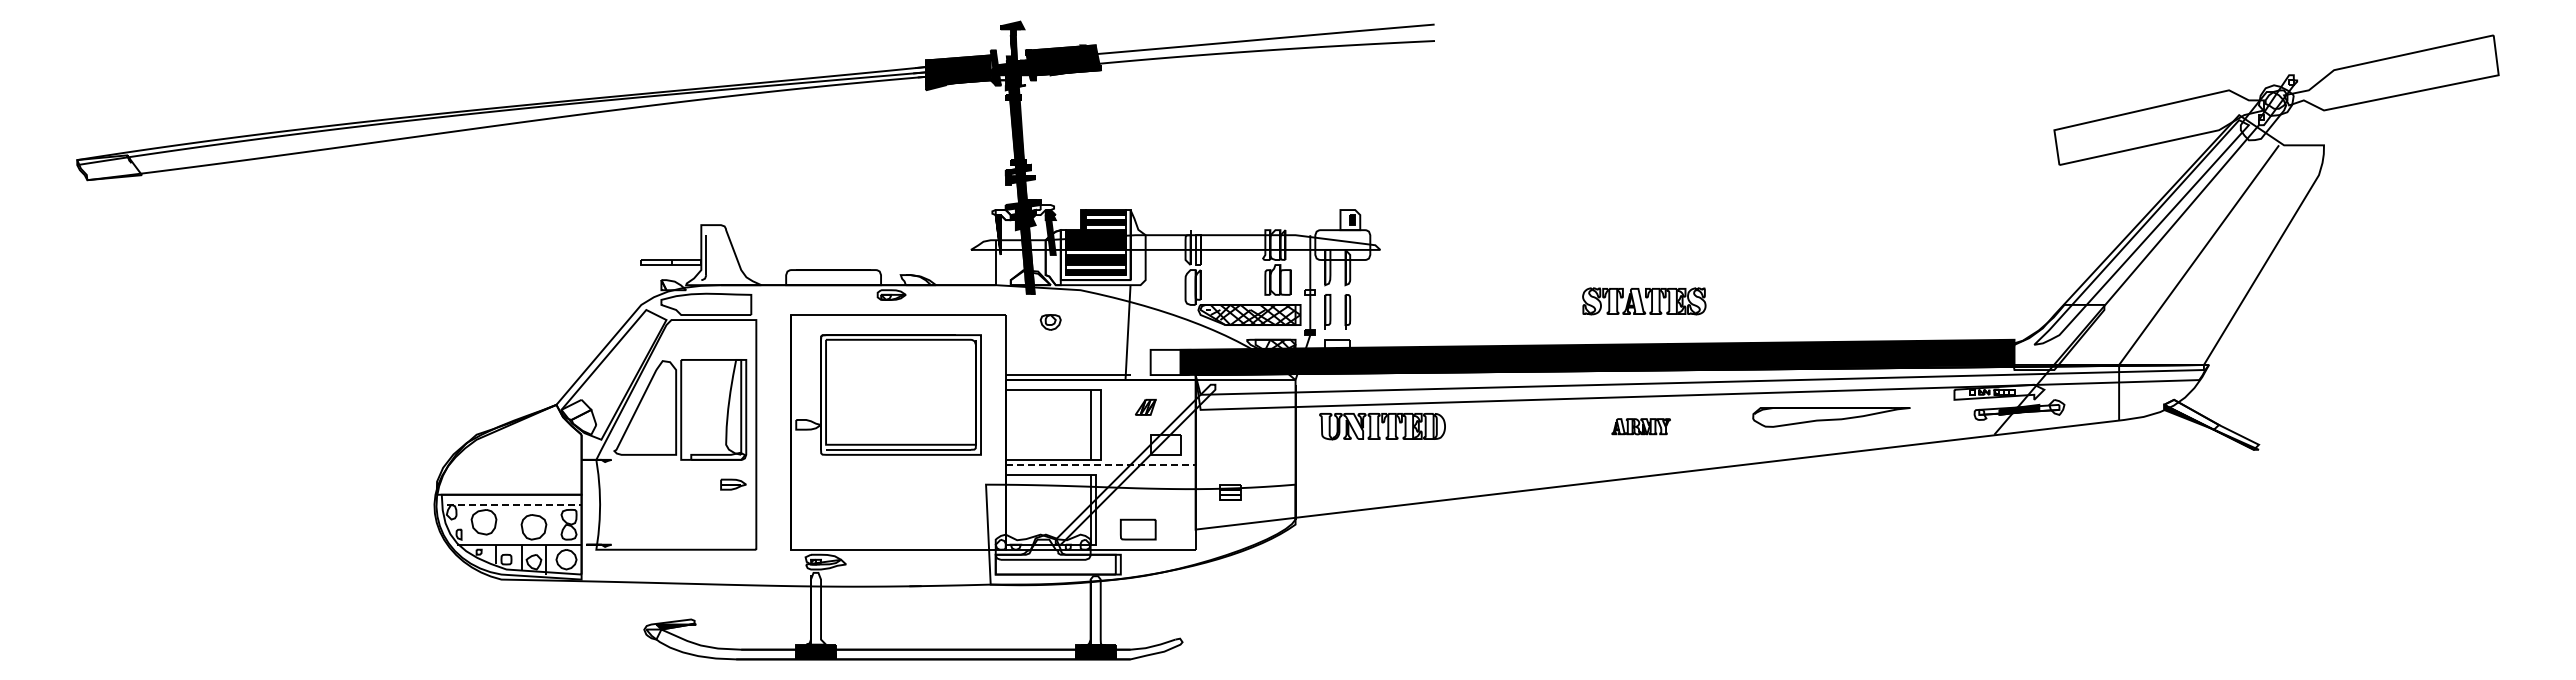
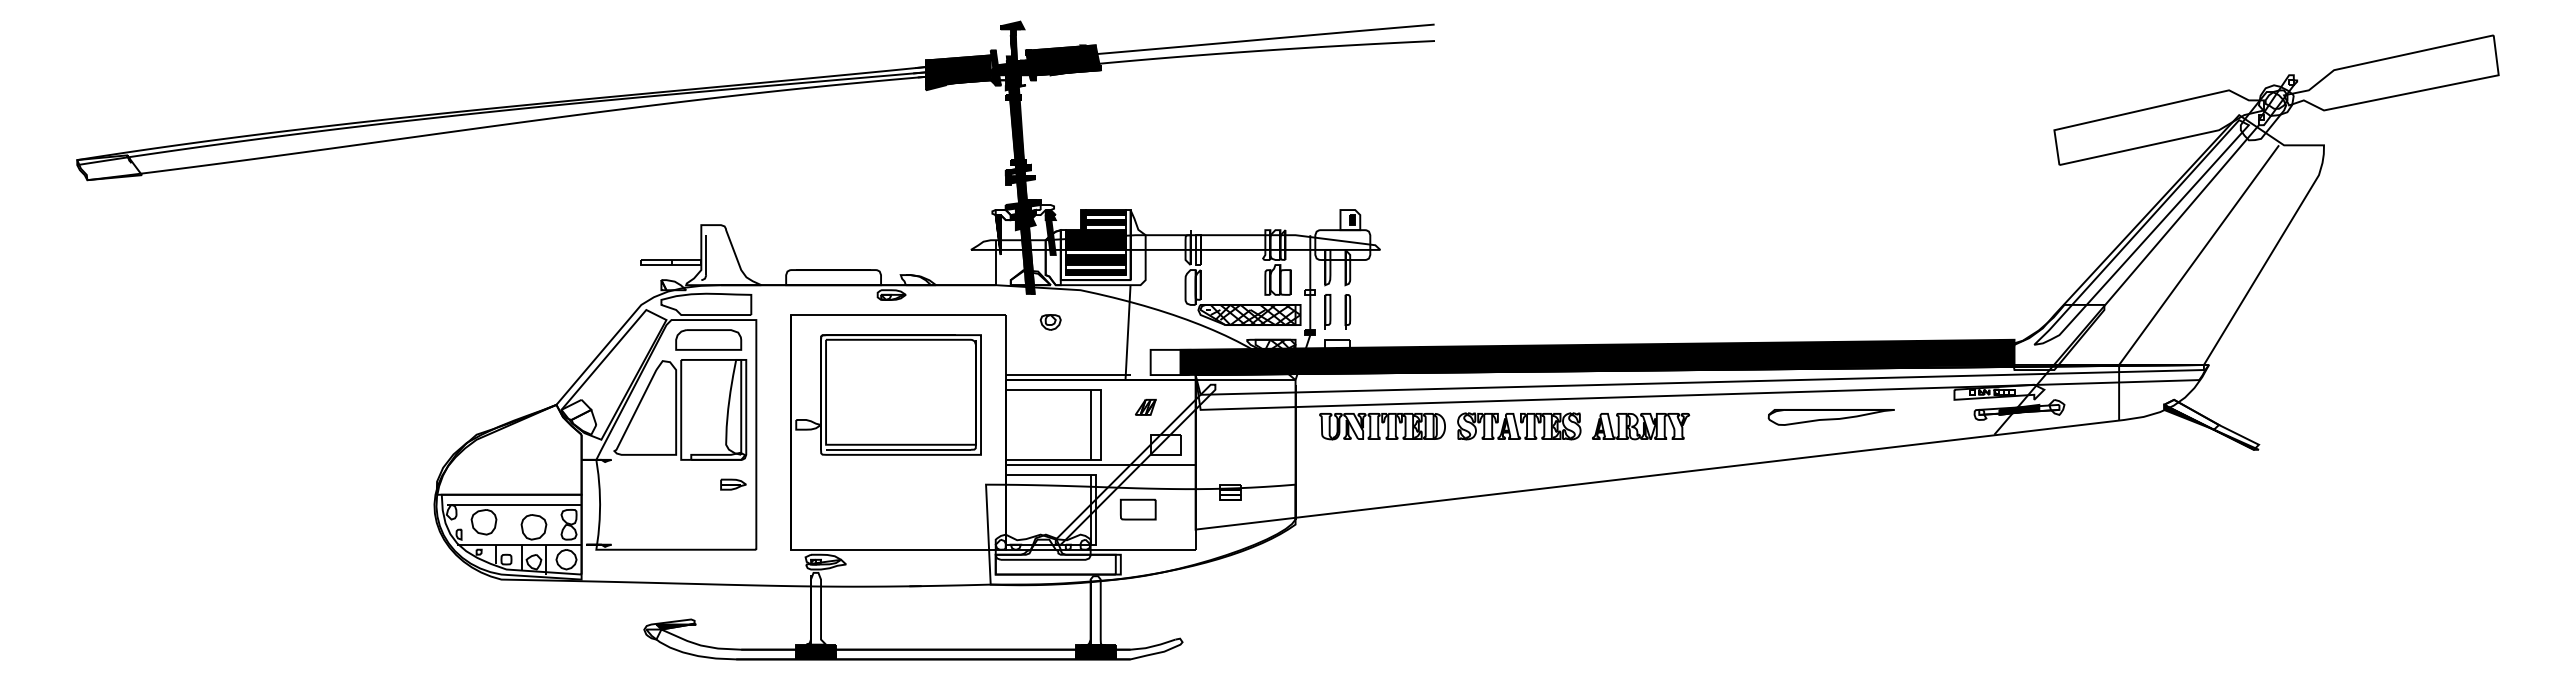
part position: (1644, 301) -> (1519, 426) (1519, 426)
part: none -> present (708, 339)
part size: 159x21 px -> 128x17 px (1830, 417)
part size: 60x18 px -> 99x28 px (1641, 426)
line: dashed -> solid (1100, 464)
line: dashed -> solid (514, 504)
part position: (1138, 529) -> (1138, 509) (1138, 509)
